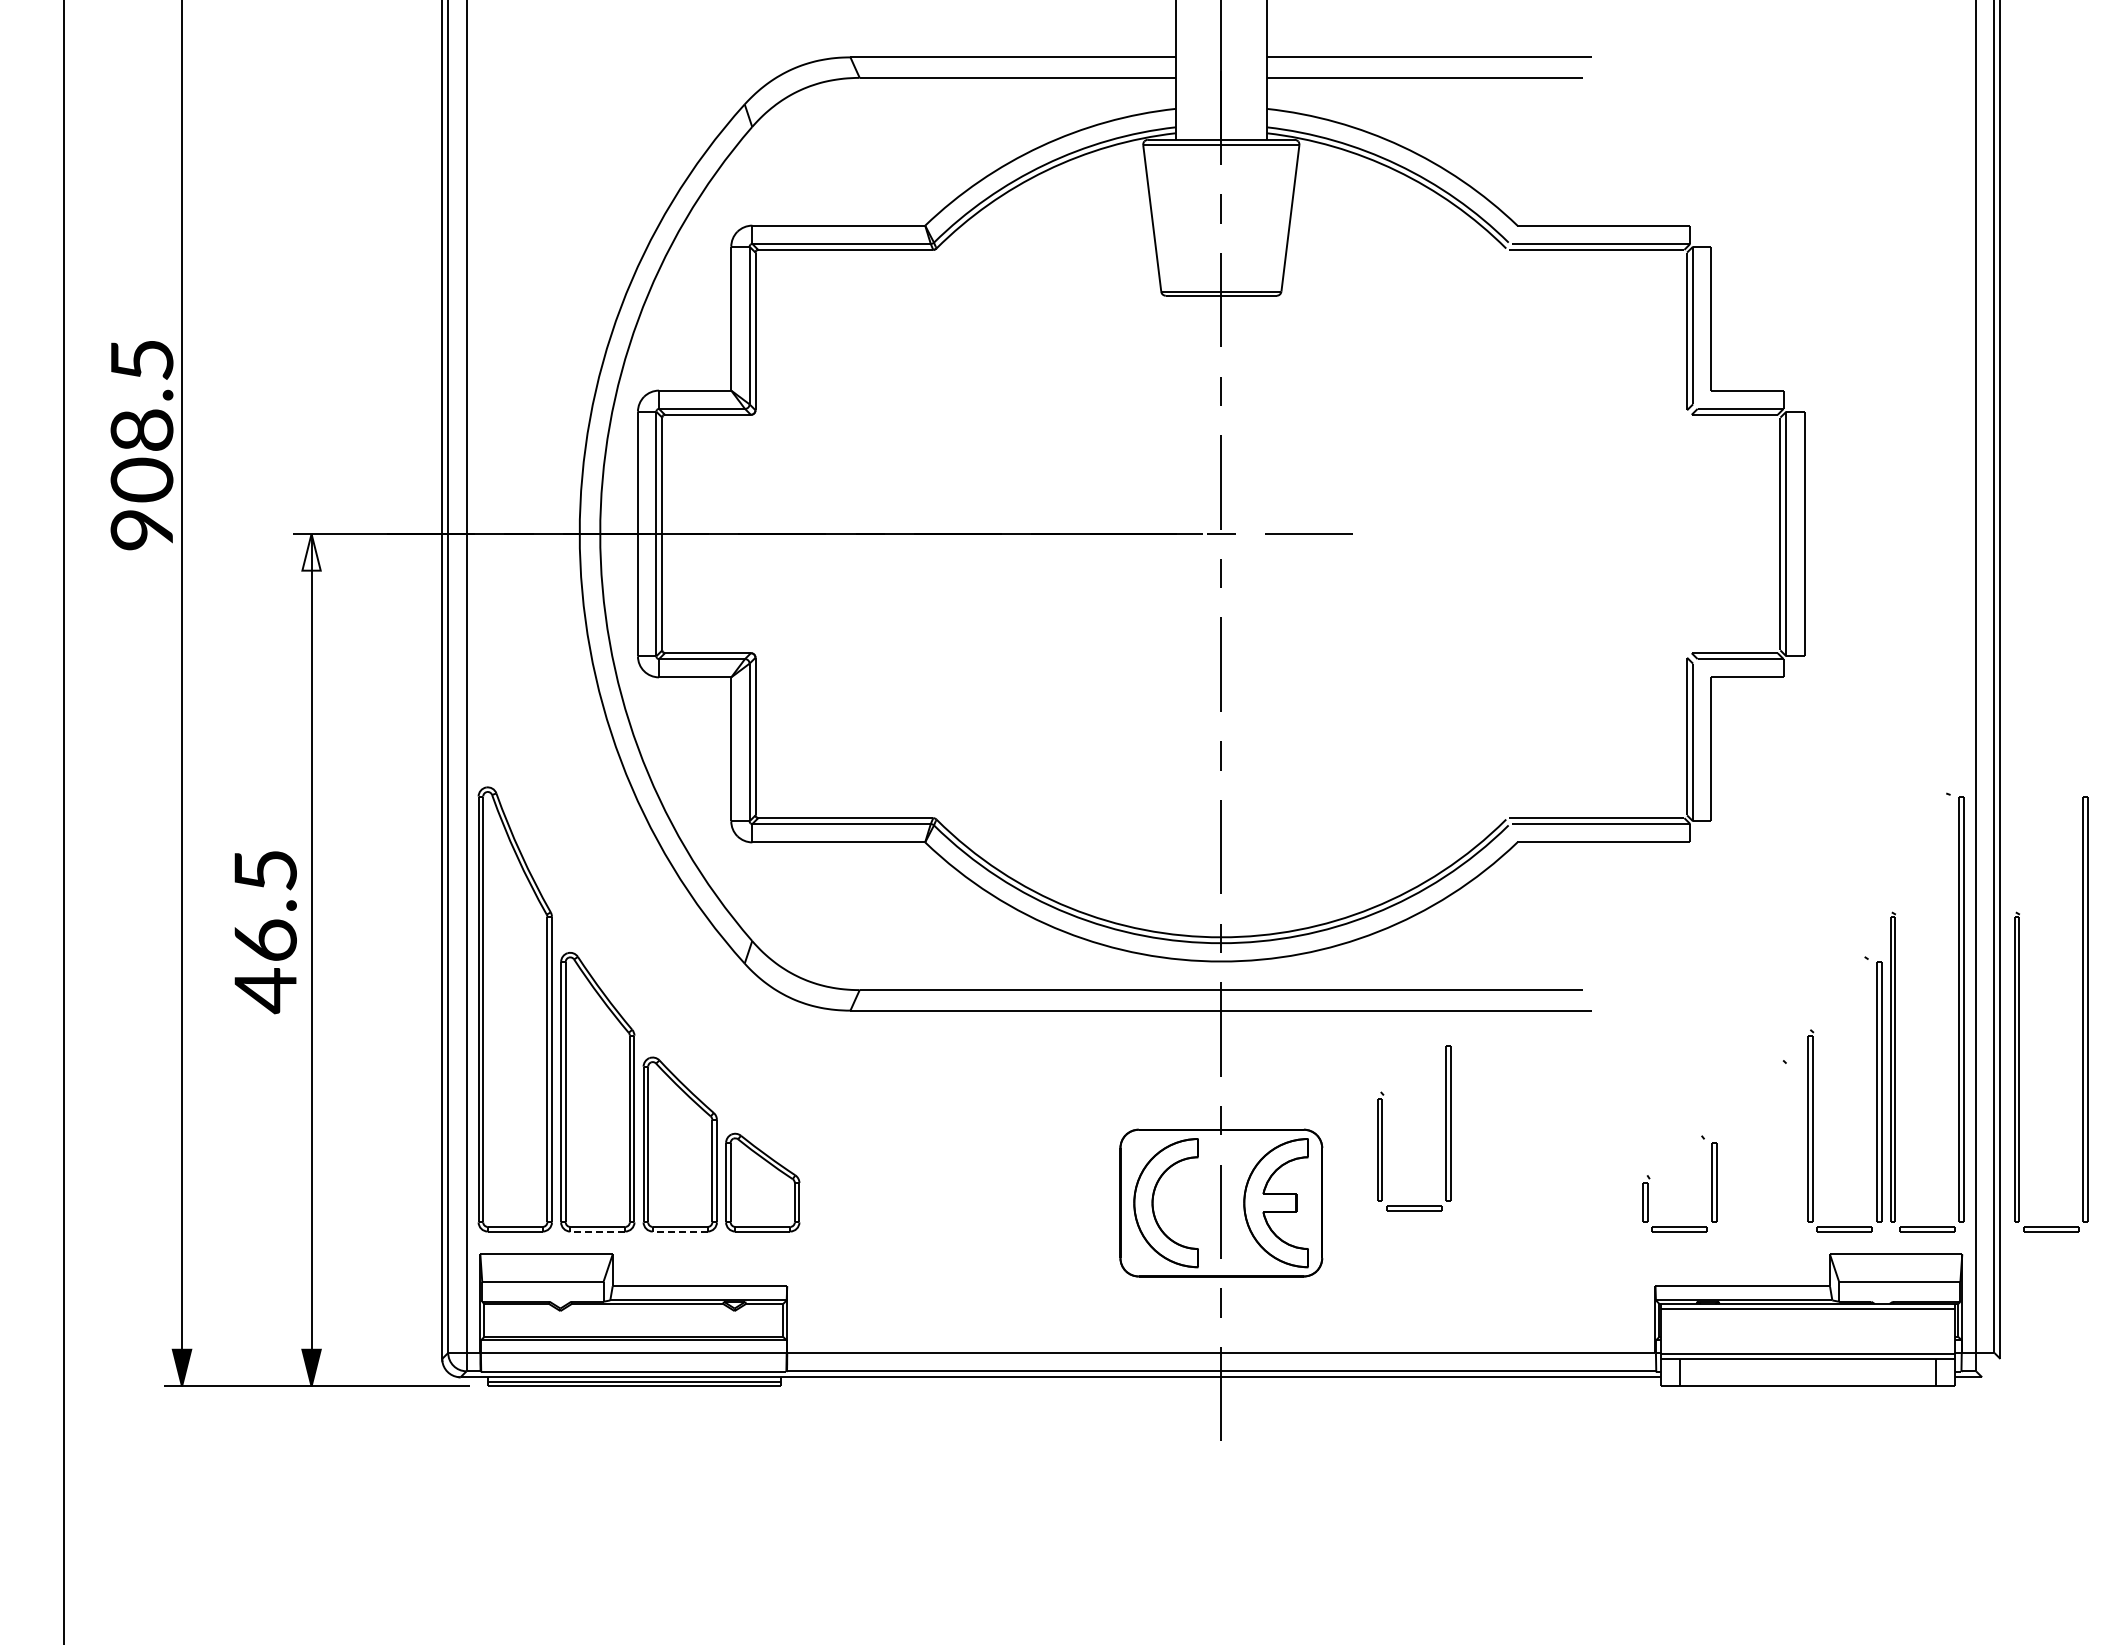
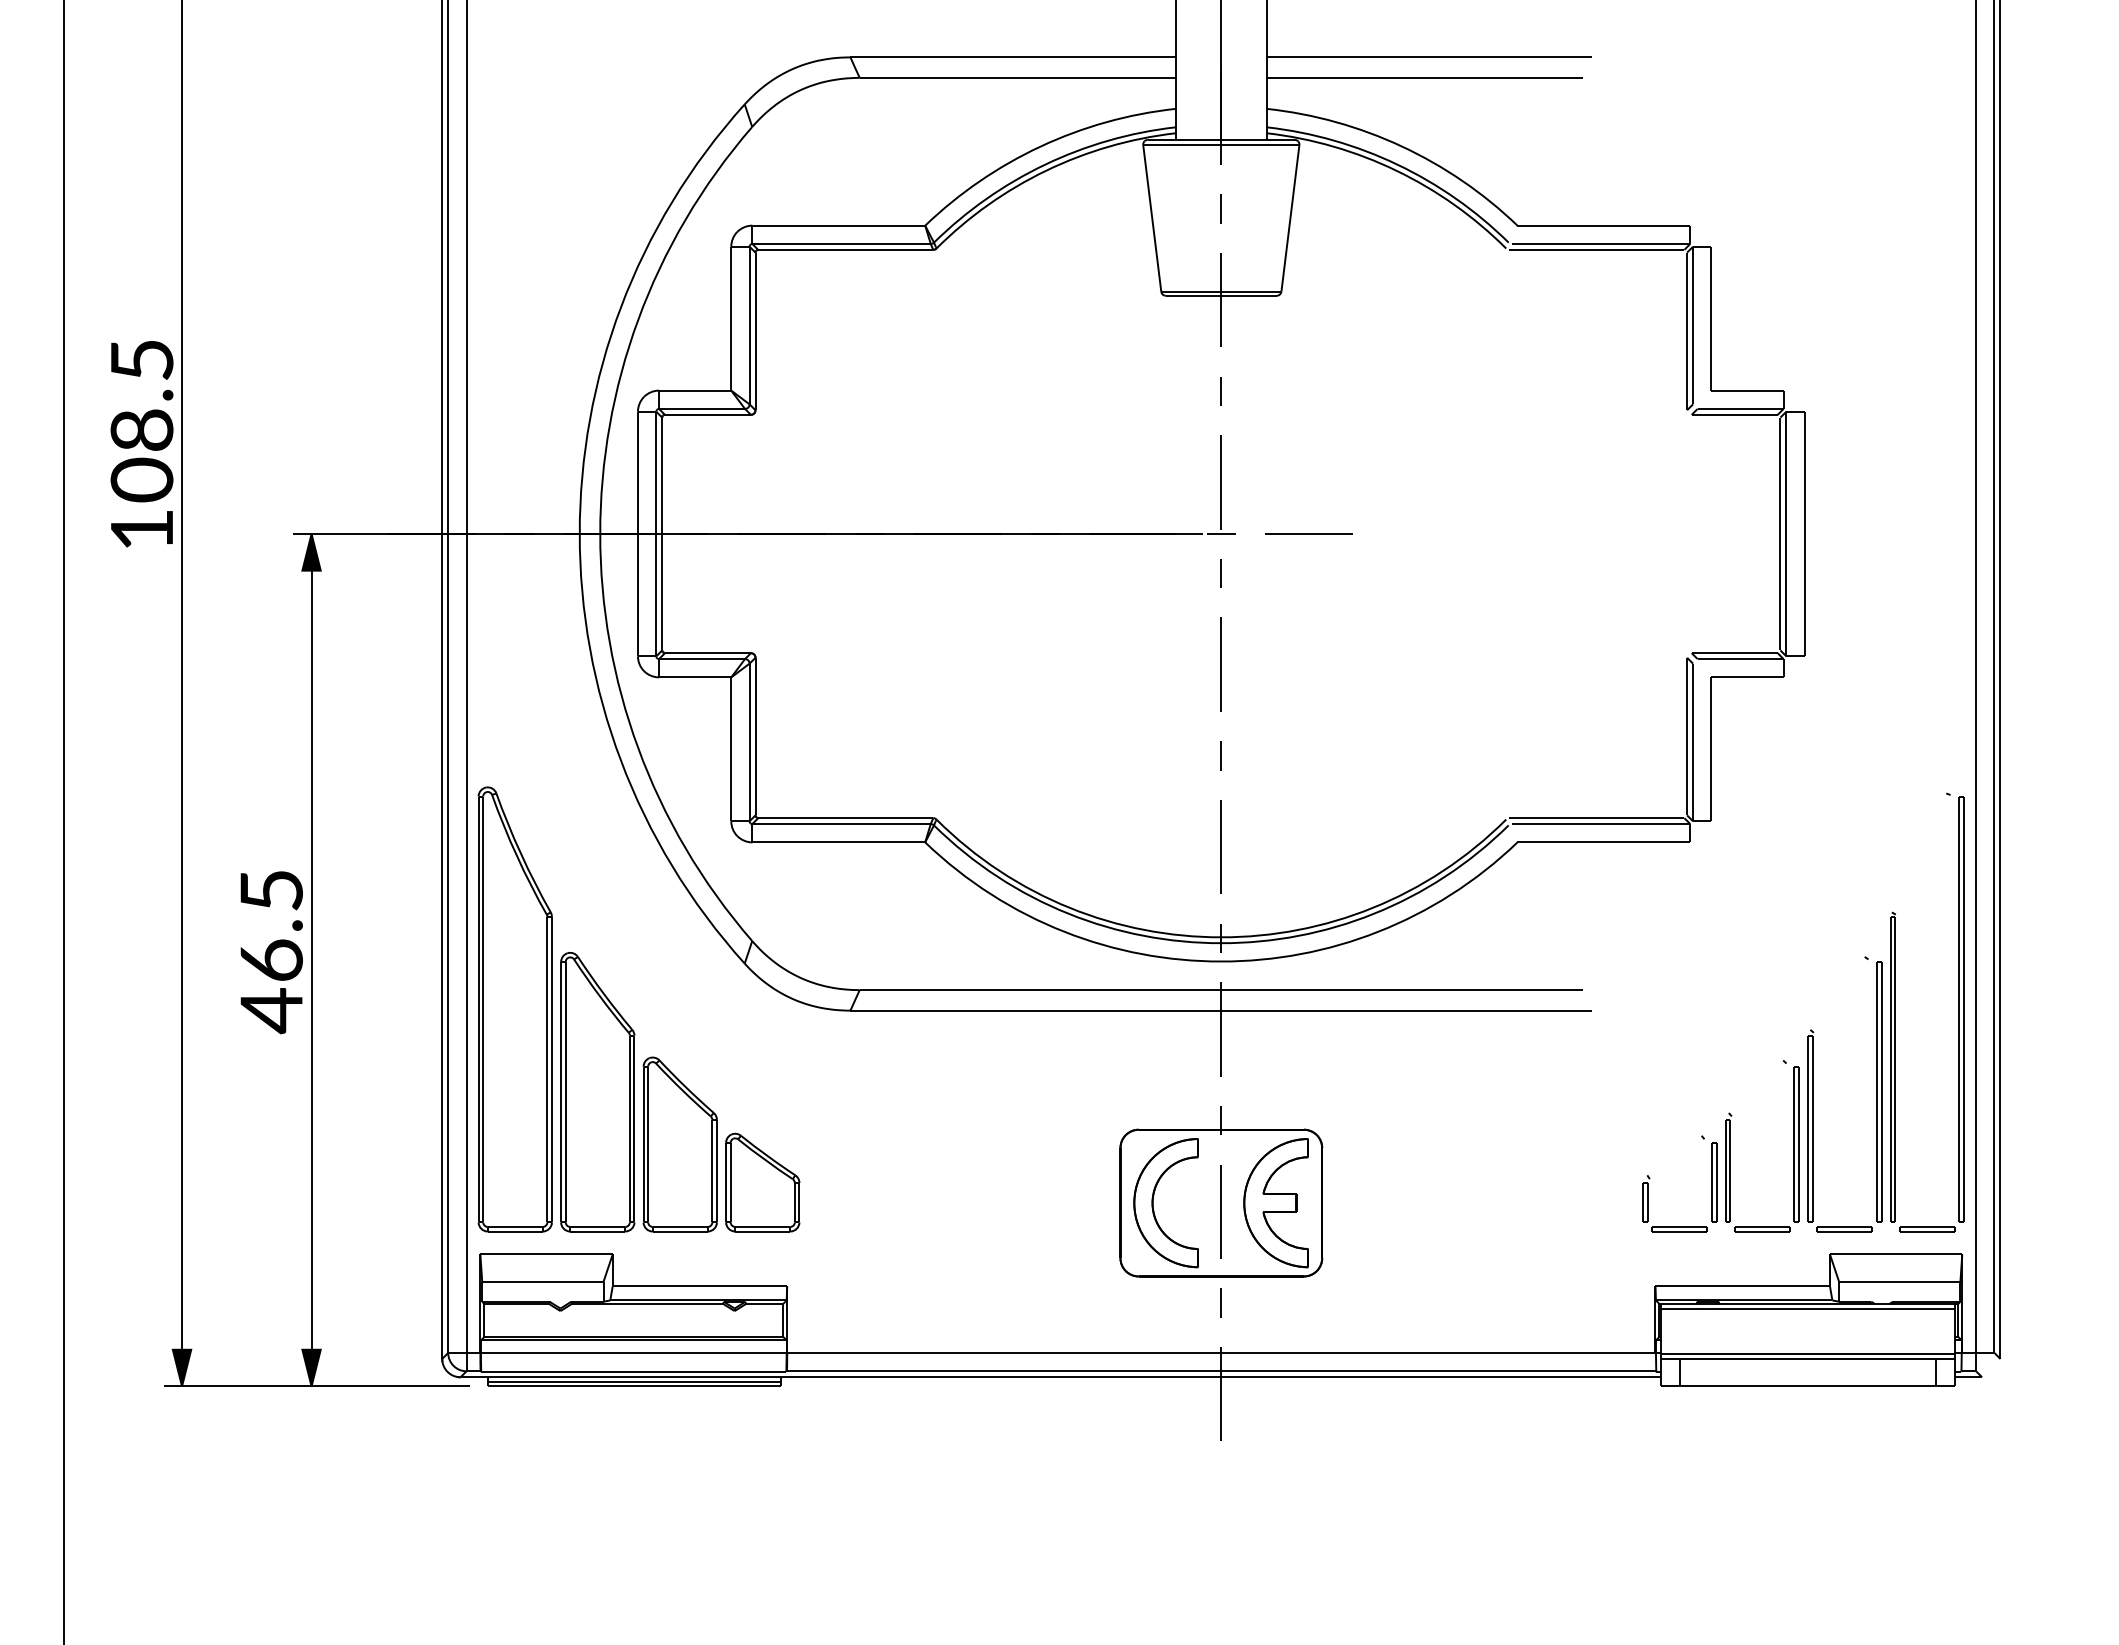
text: 908.5 -> 108.5 (141, 530)
fill: none -> present (311, 552)
text position: (265, 932) -> (271, 952) (271, 952)
part: present -> none (2082, 1014)
part position: (1445, 1128) -> (1793, 1149) (1793, 1149)
line: dashed -> solid (597, 1231)
line: dashed -> solid (680, 1231)
